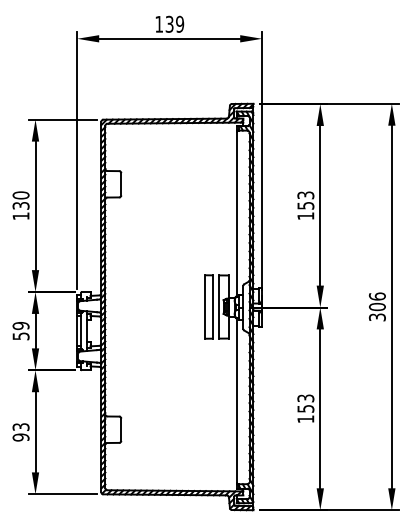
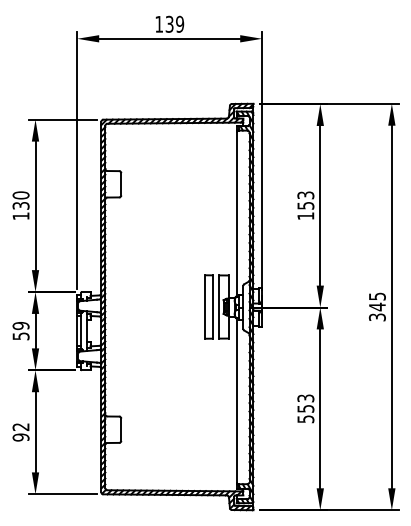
text: 306 -> 345 (376, 301)
text: 153 -> 553 (305, 419)
text: 93 -> 92 (21, 426)
